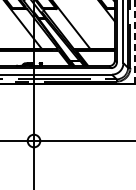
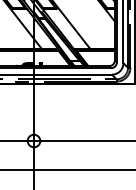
line: dashed -> solid (134, 42)
line: none -> present (67, 169)
